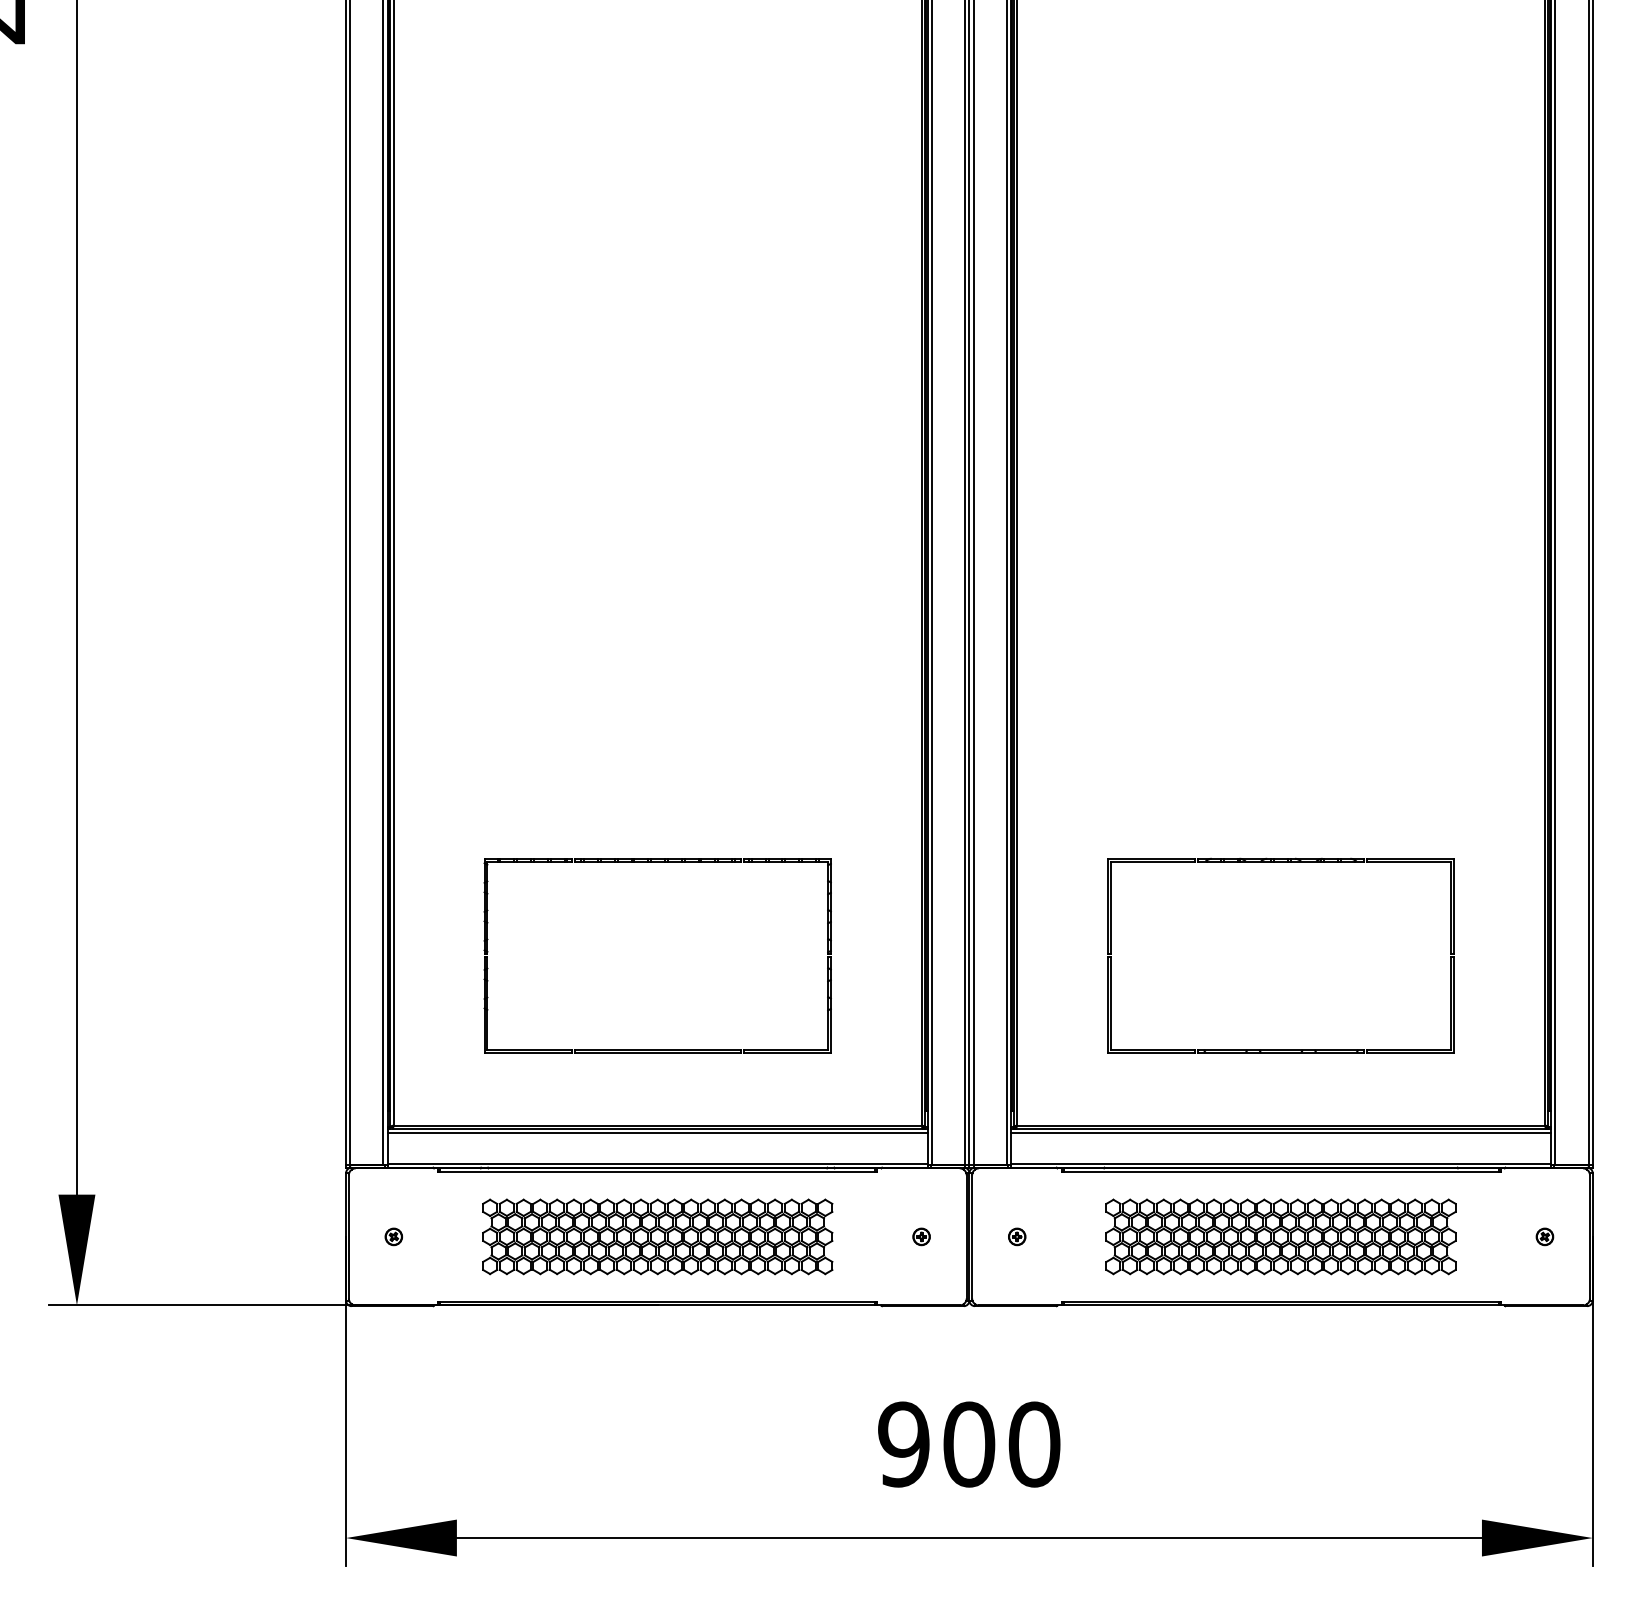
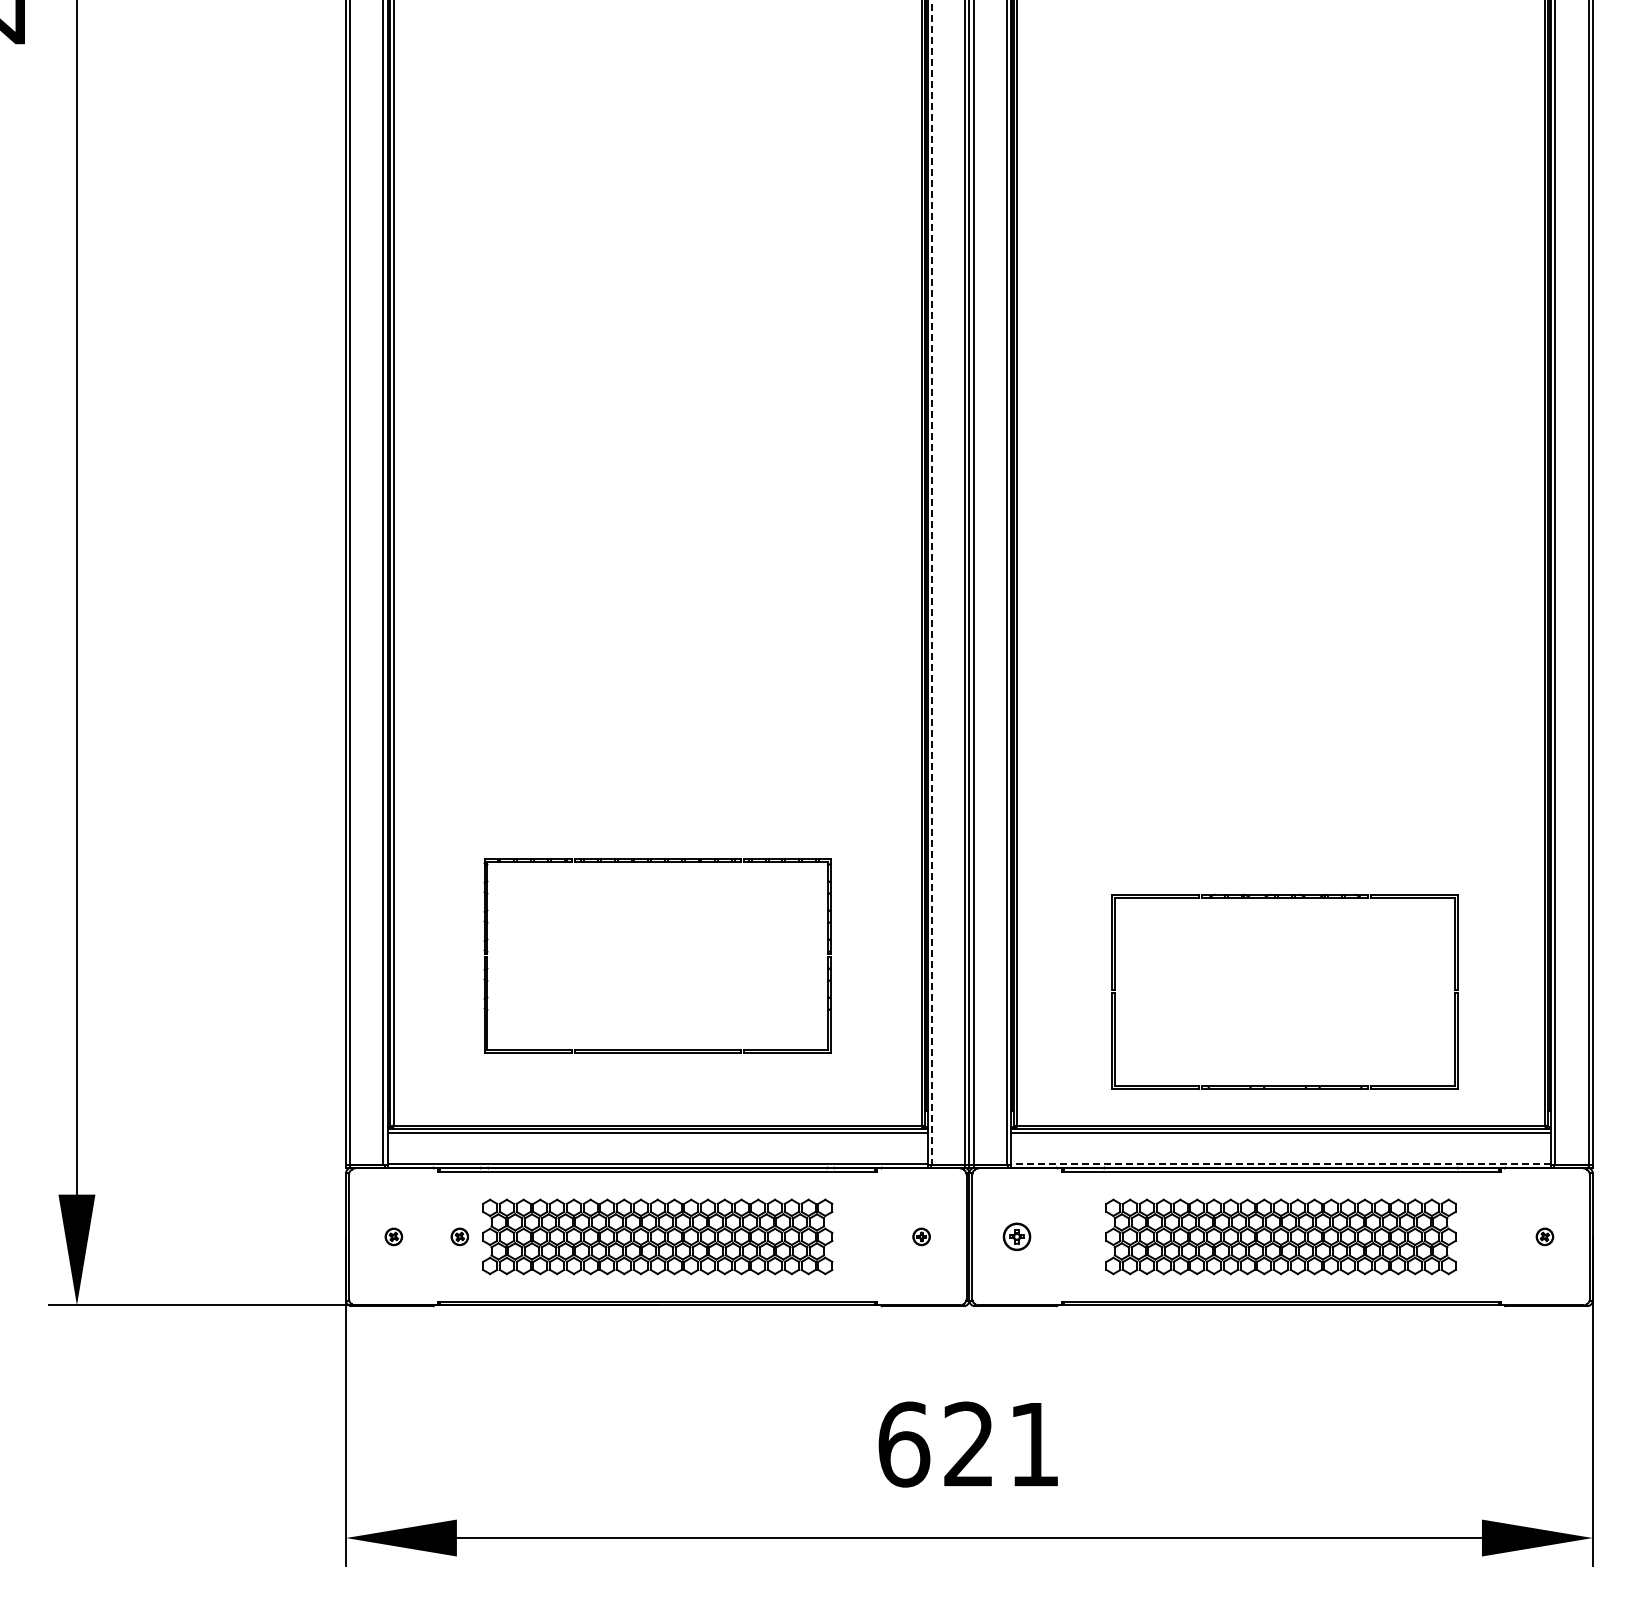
line: solid -> dashed (932, 583)
part position: (1280, 862) -> (1284, 898) (1284, 898)
line: solid -> dashed (1280, 1163)
part: none -> present (459, 1236)
part size: 19x20 px -> 30x29 px (1016, 1236)
text: 900 -> 621 (969, 1444)
